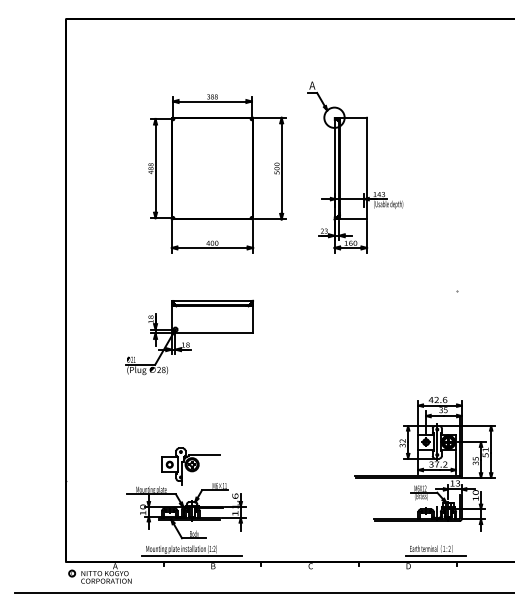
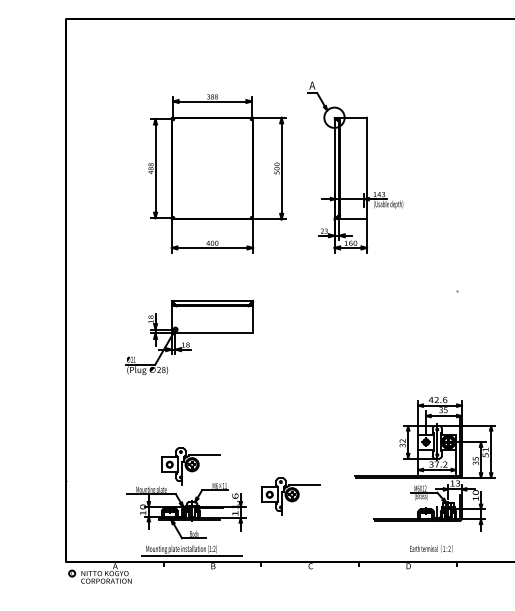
part: none -> present (290, 496)
line: present -> none (436, 555)
line: present -> none (263, 592)
